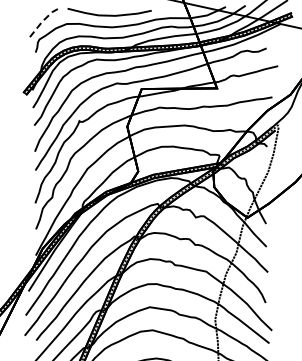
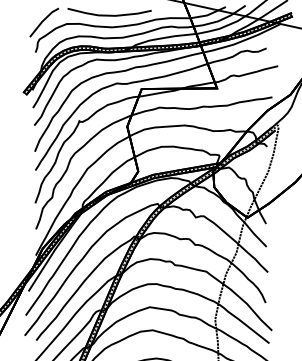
line: dashed -> solid (43, 20)
